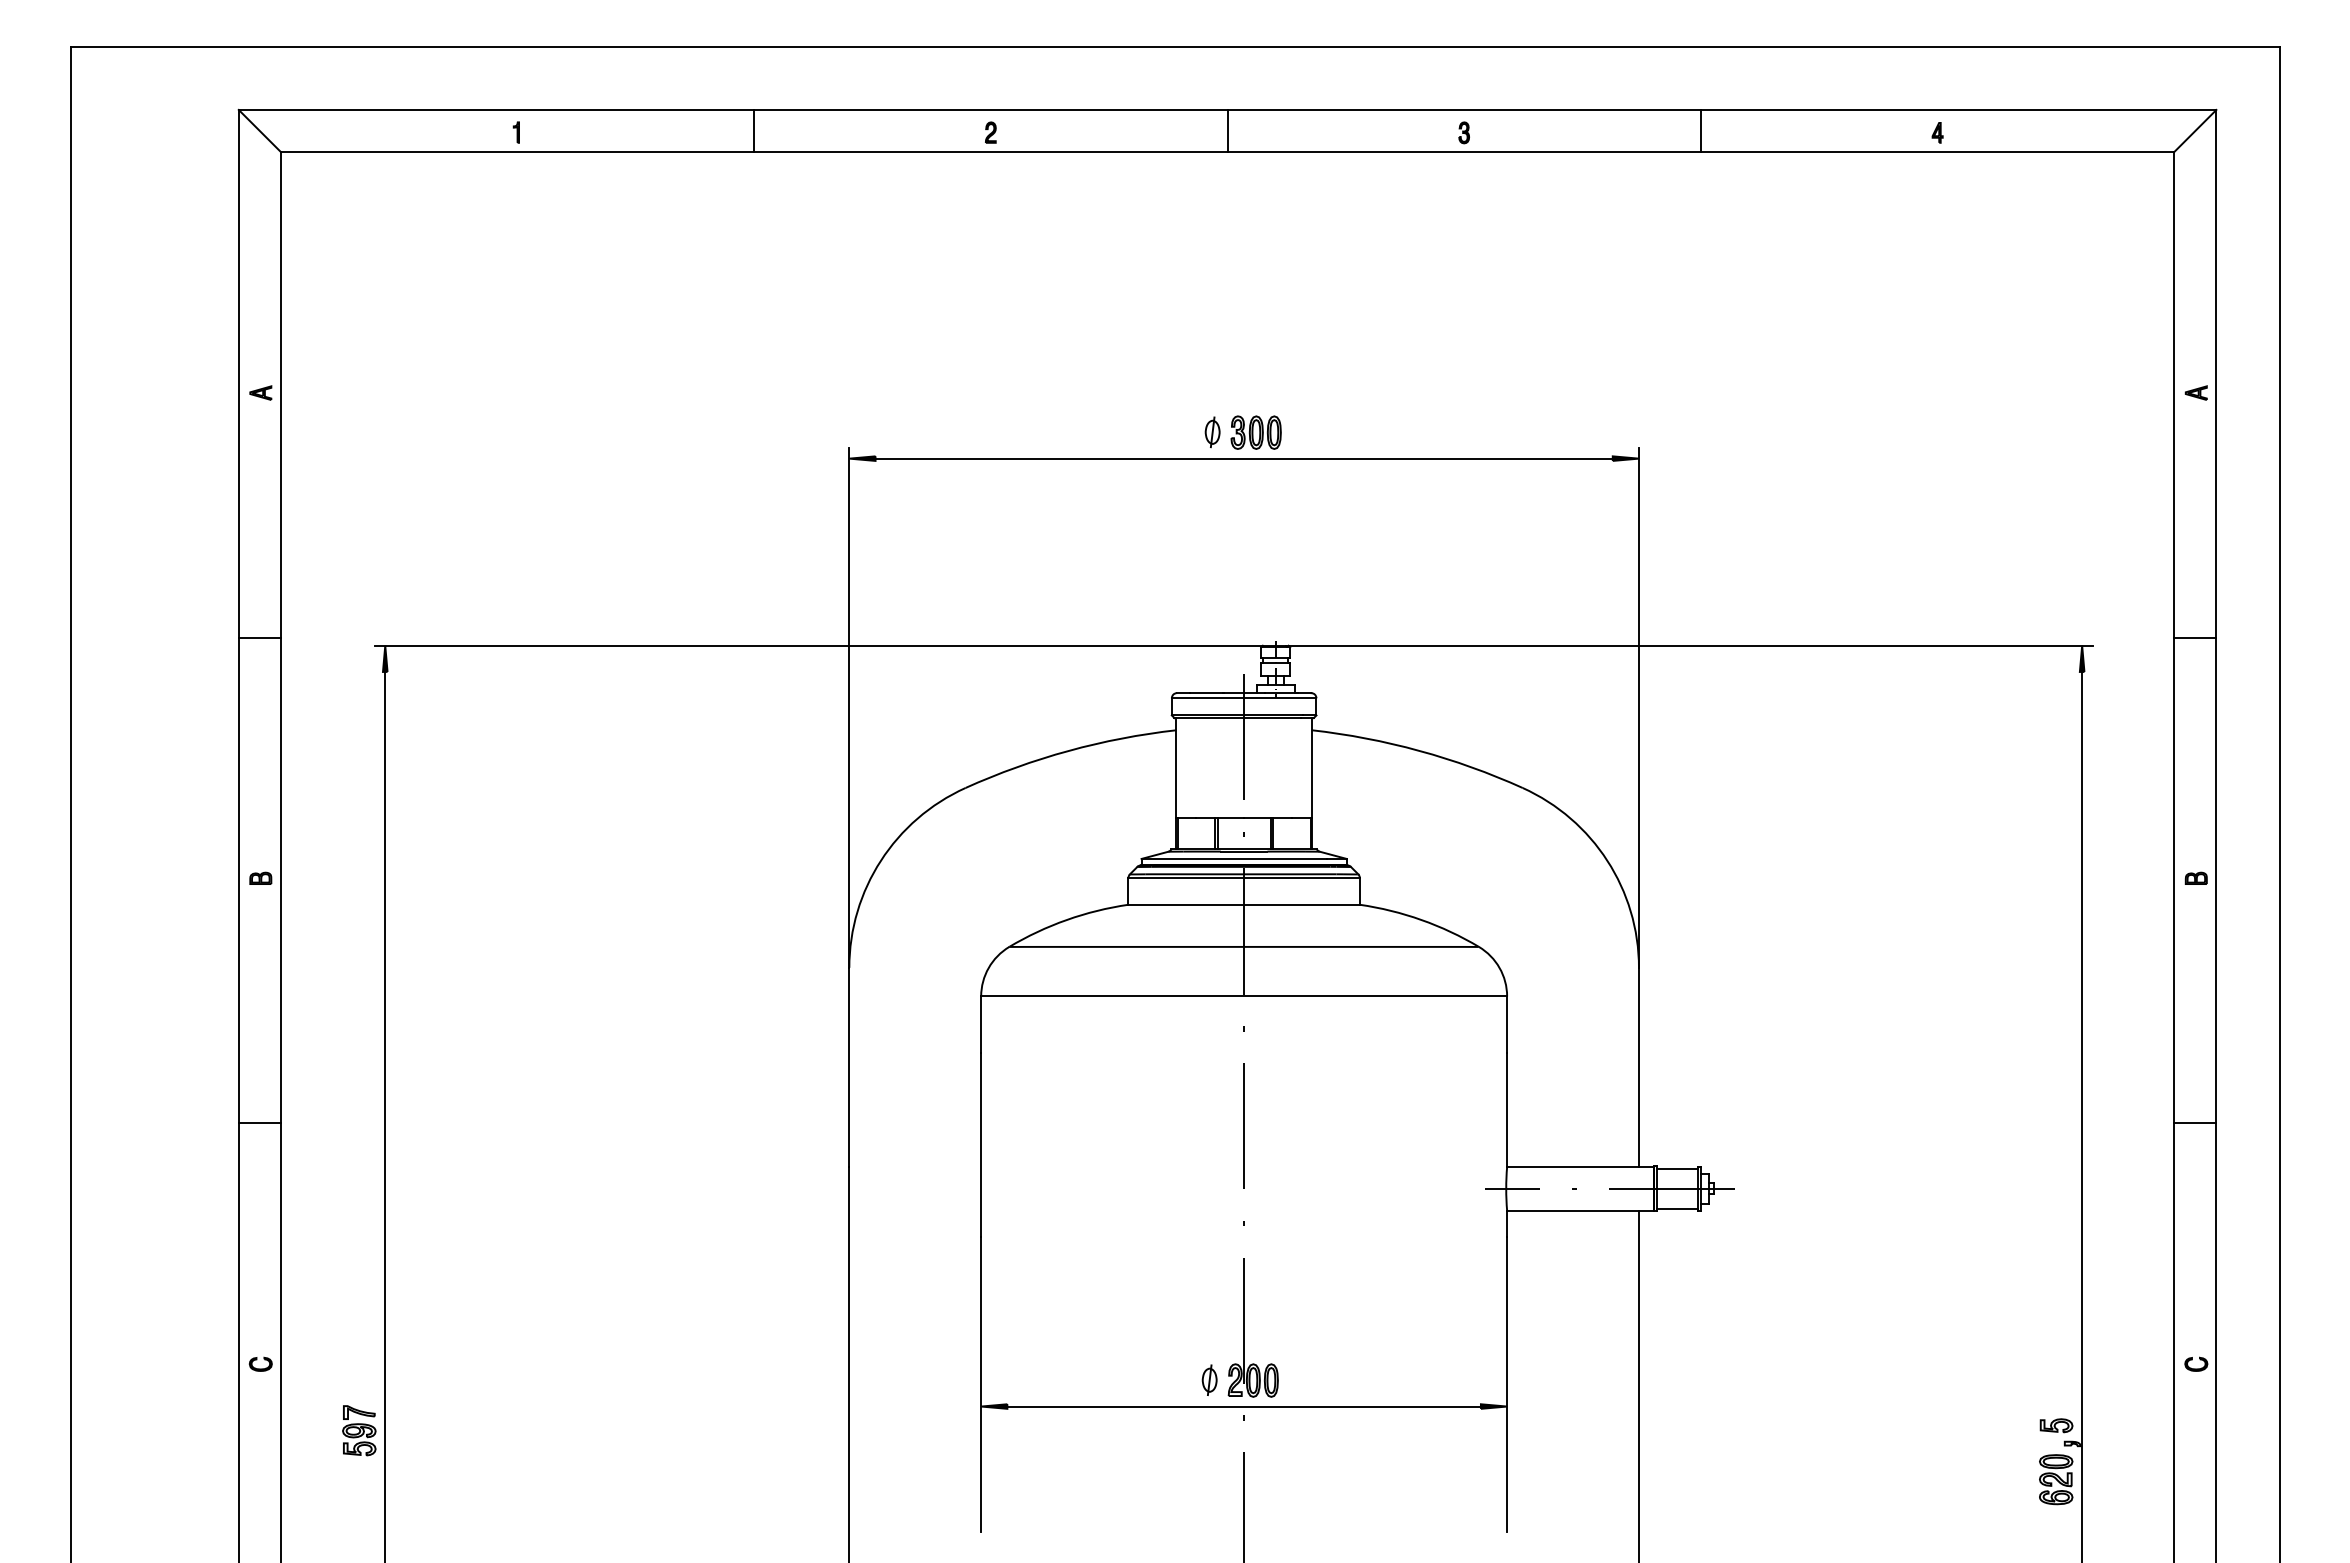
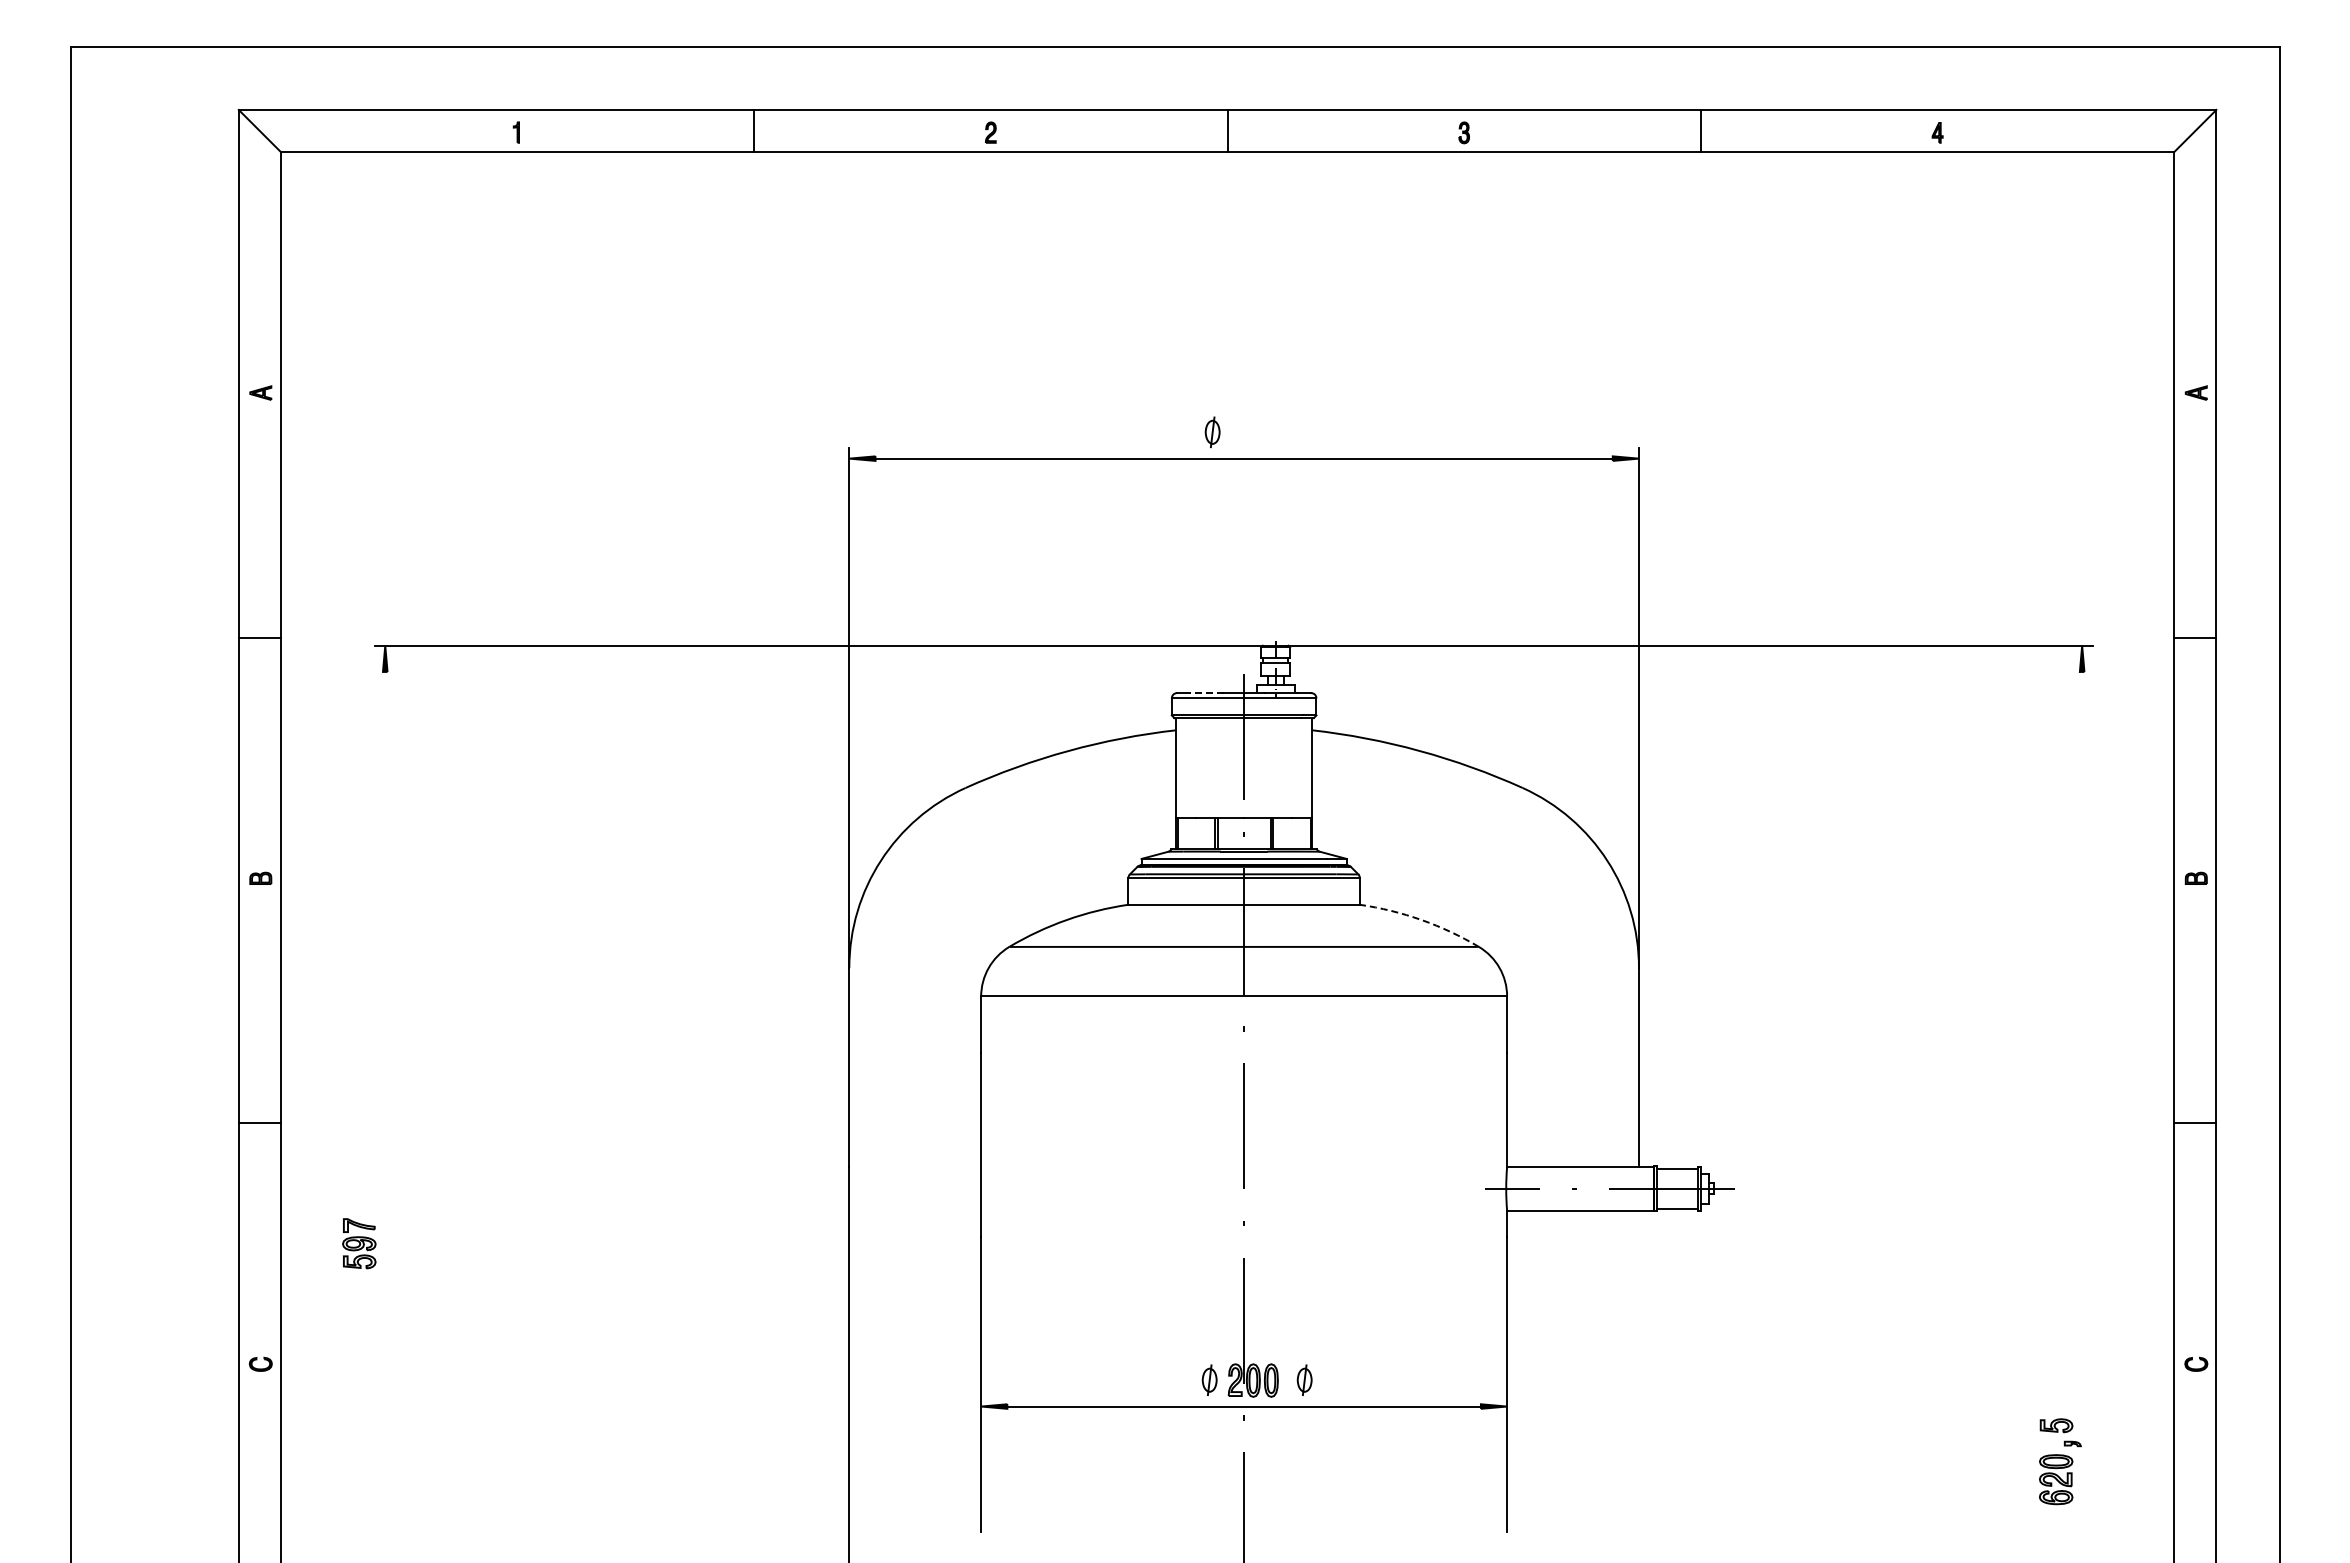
part: present -> none (1255, 432)
line: solid -> dashed (1206, 693)
arc: solid -> dashed (1421, 919)
line: present -> none (385, 1115)
line: present -> none (2082, 1115)
part: none -> present (1304, 1379)
line: present -> none (1638, 1384)
part position: (359, 1430) -> (359, 1243) (359, 1243)
